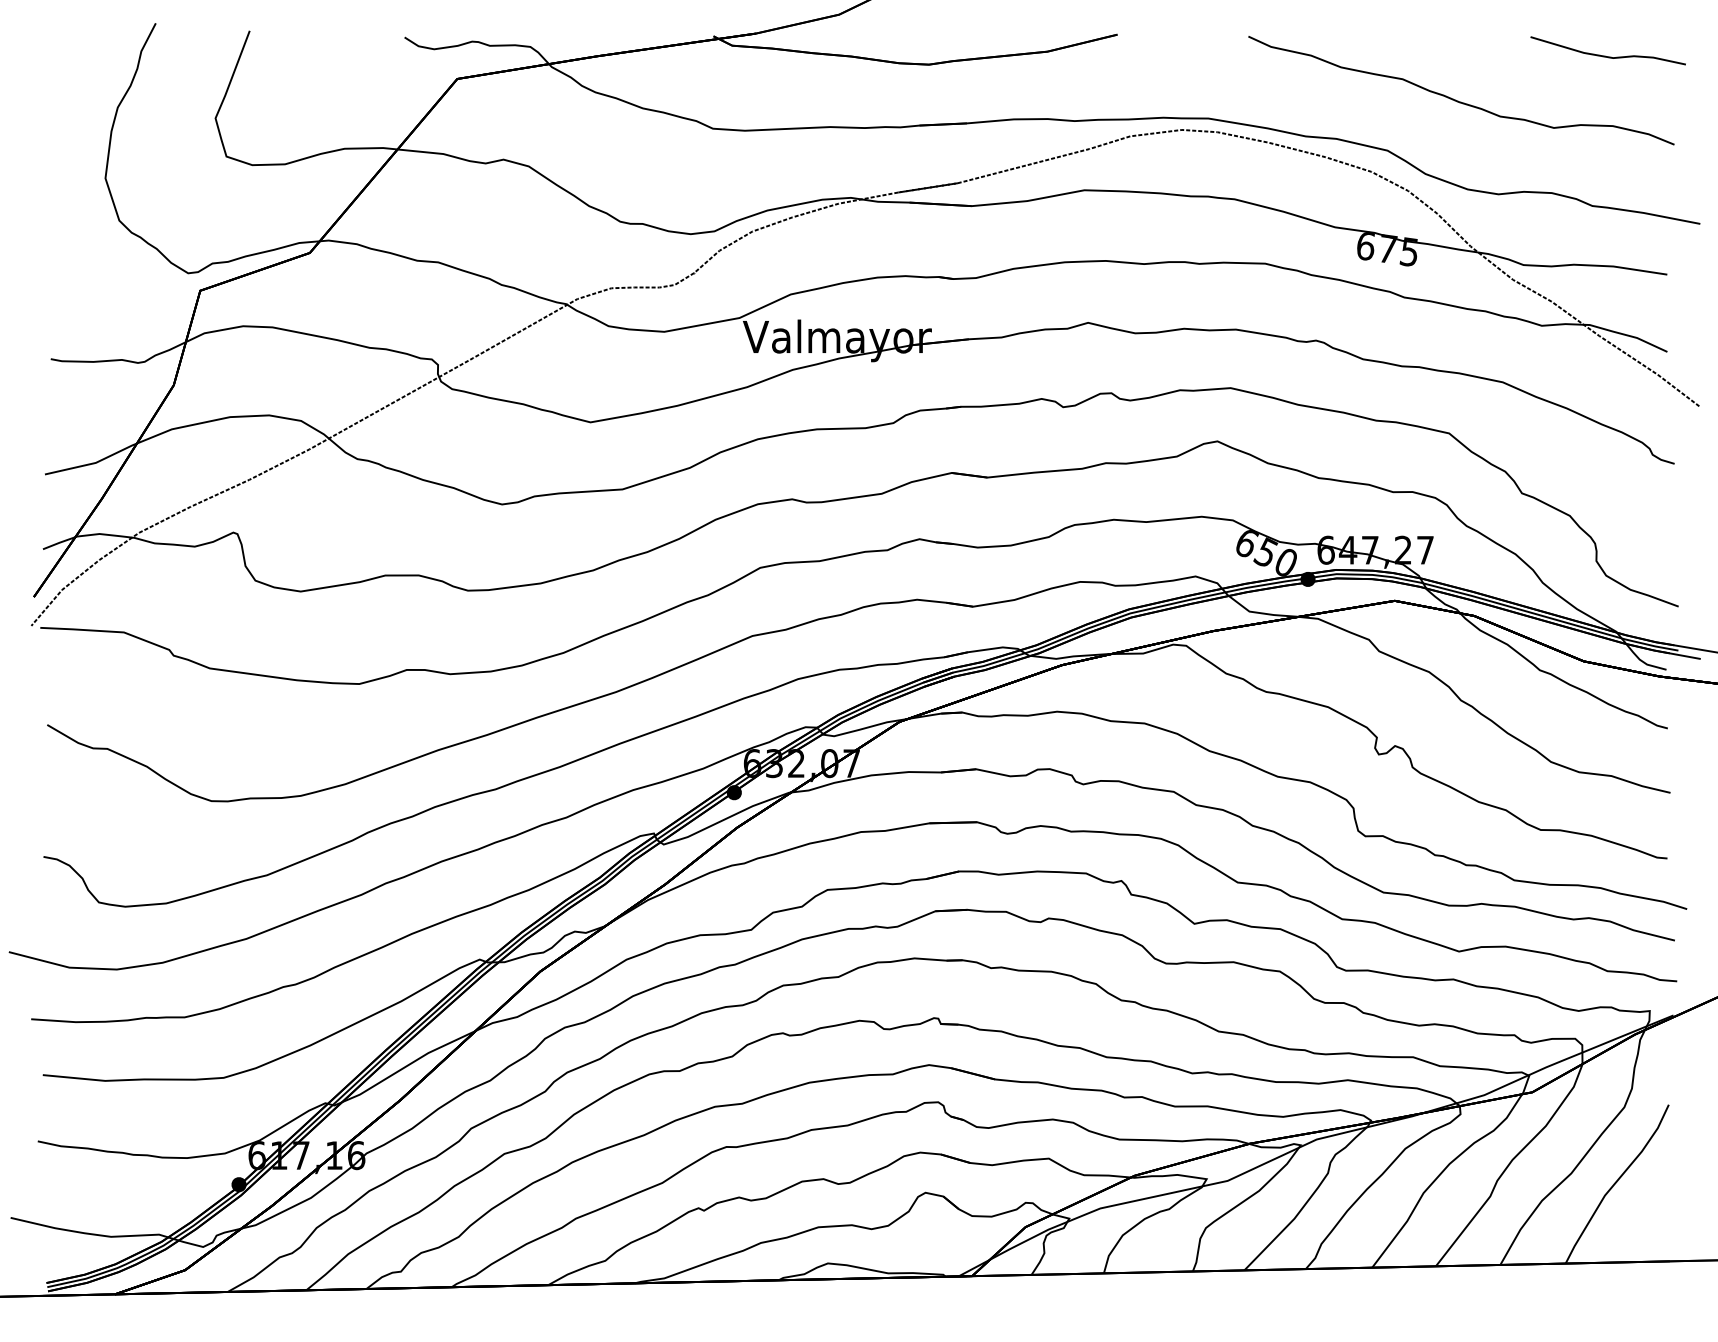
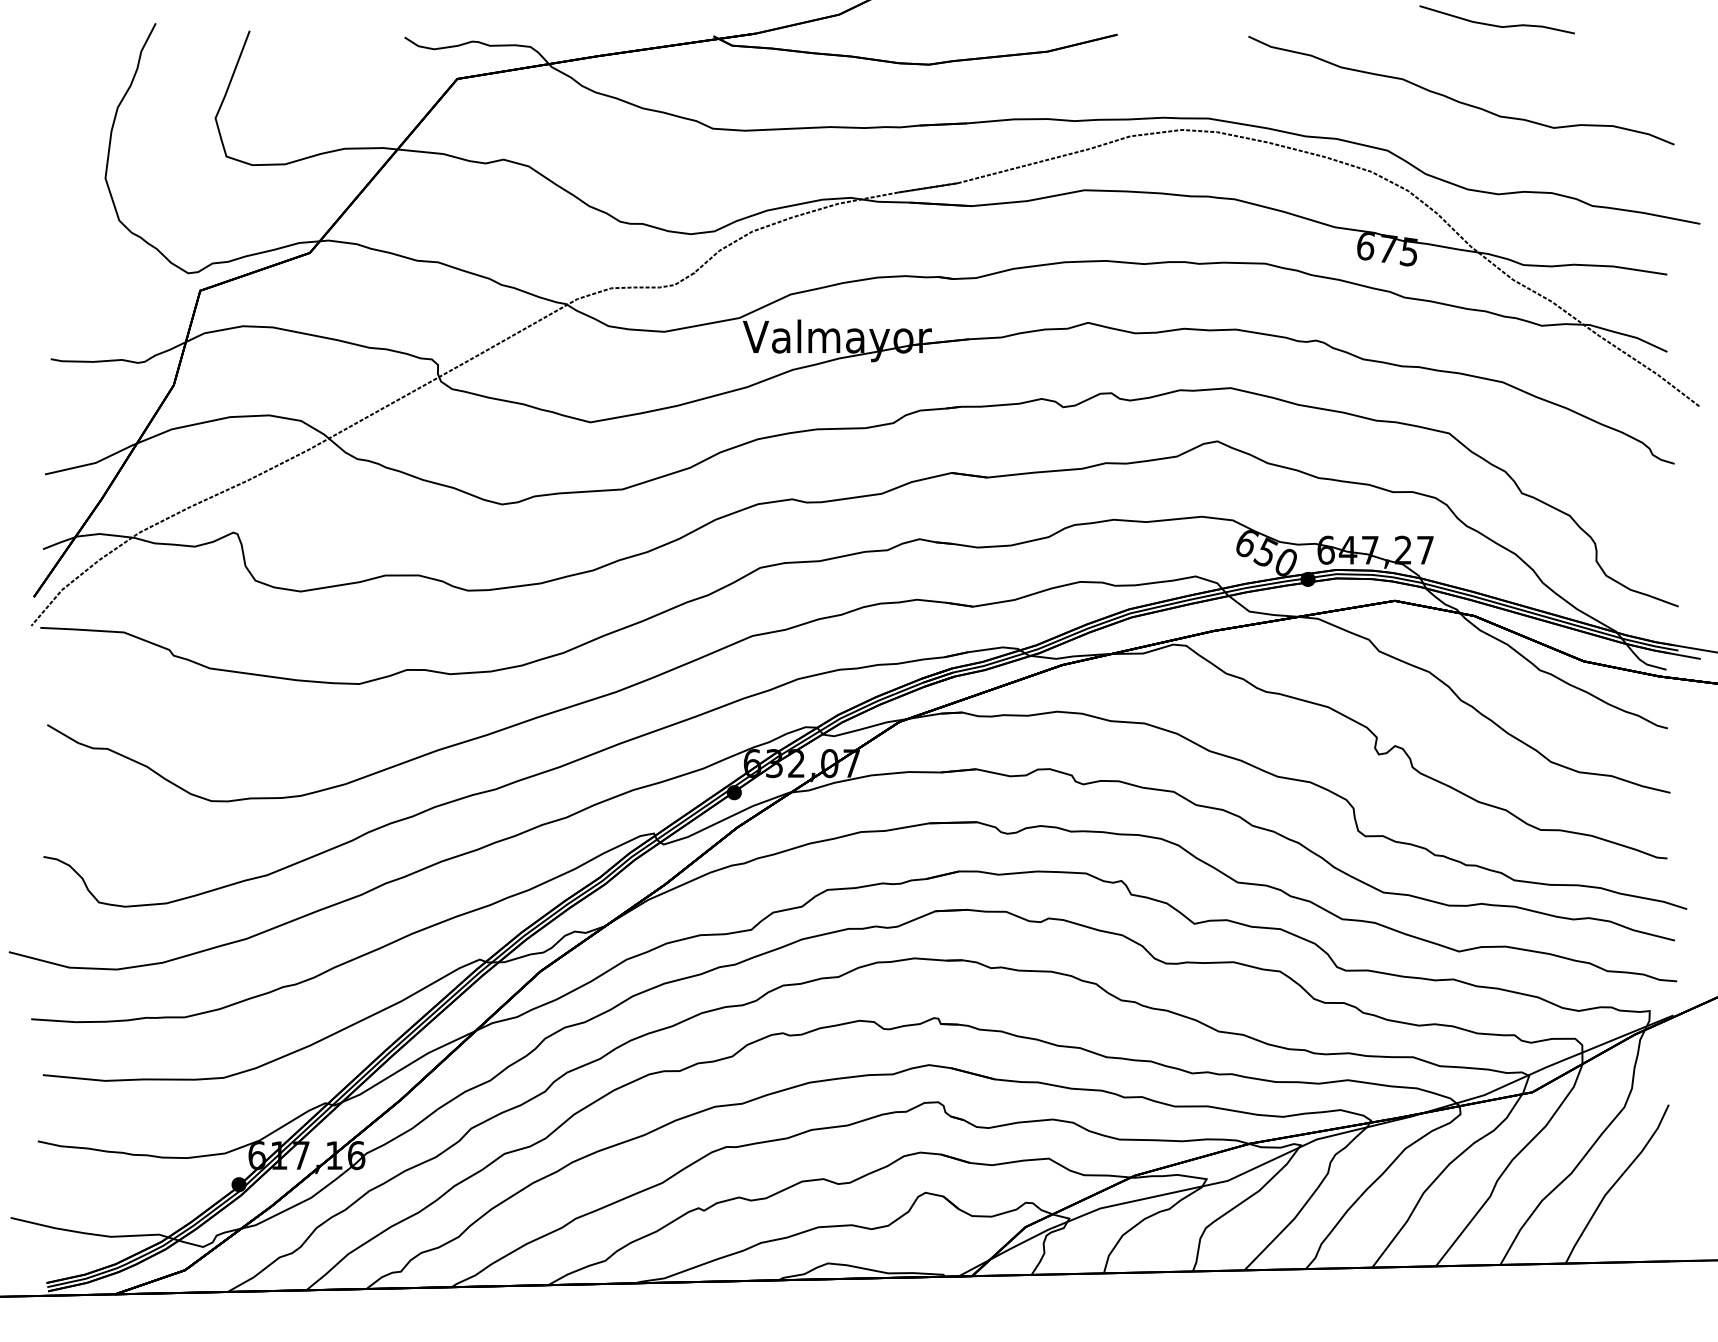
curve position: (1605, 55) -> (1494, 24) (1494, 24)
